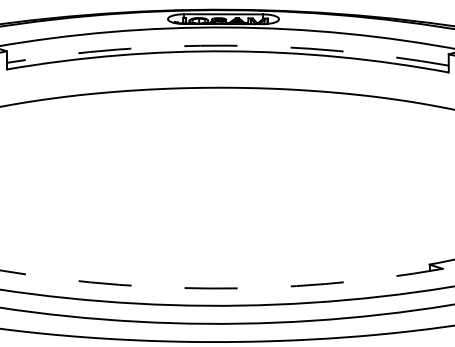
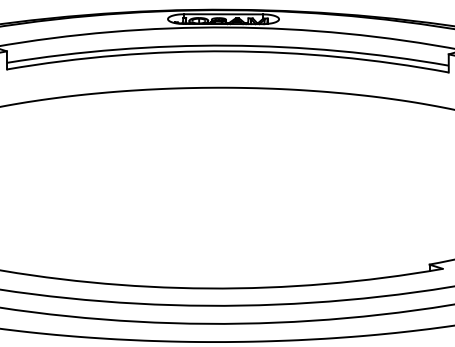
arc: dashed -> solid (227, 45)
arc: dashed -> solid (221, 288)
